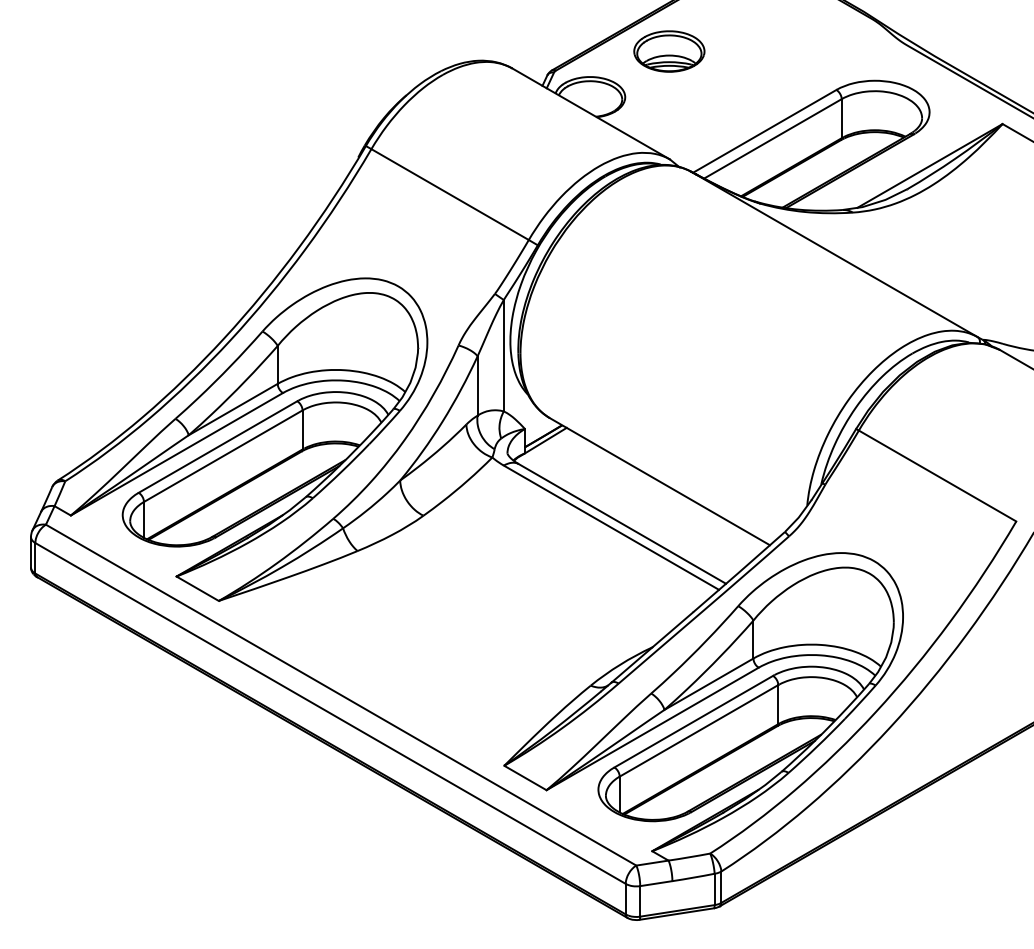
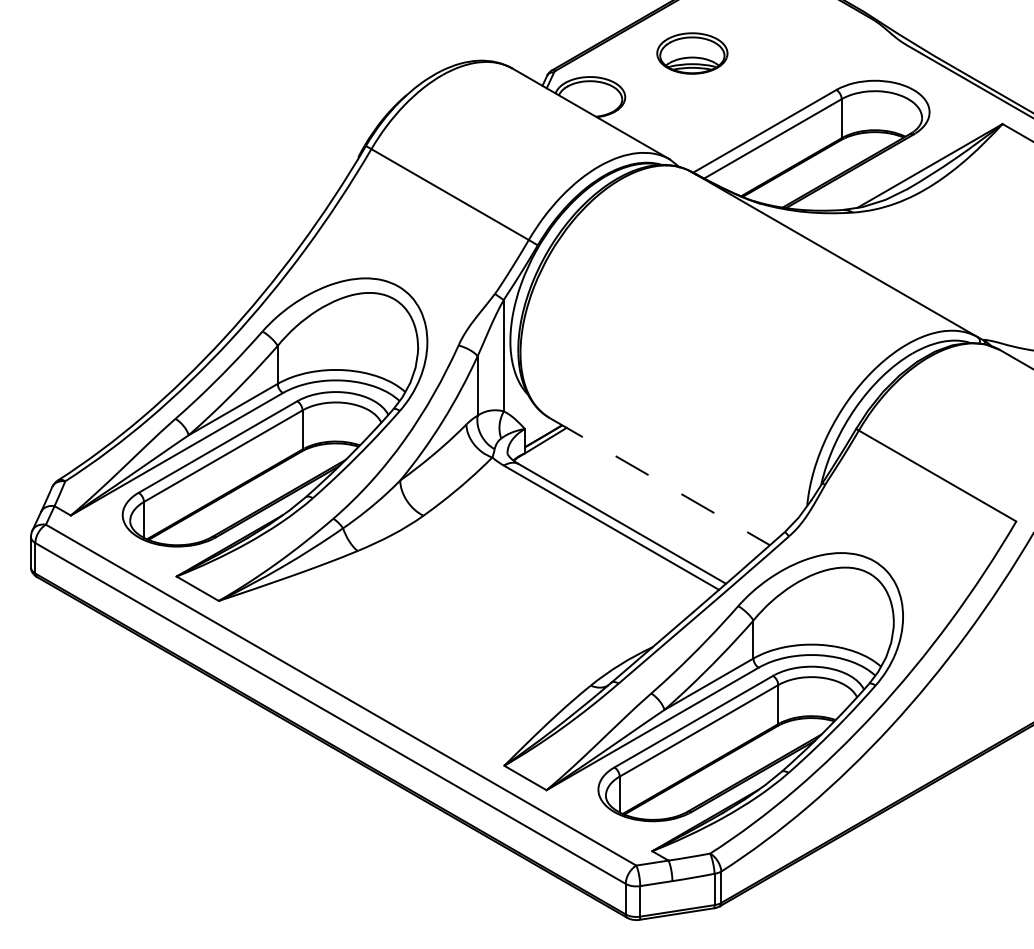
part position: (669, 51) -> (692, 53) (692, 53)
line: solid -> dashed (660, 481)
